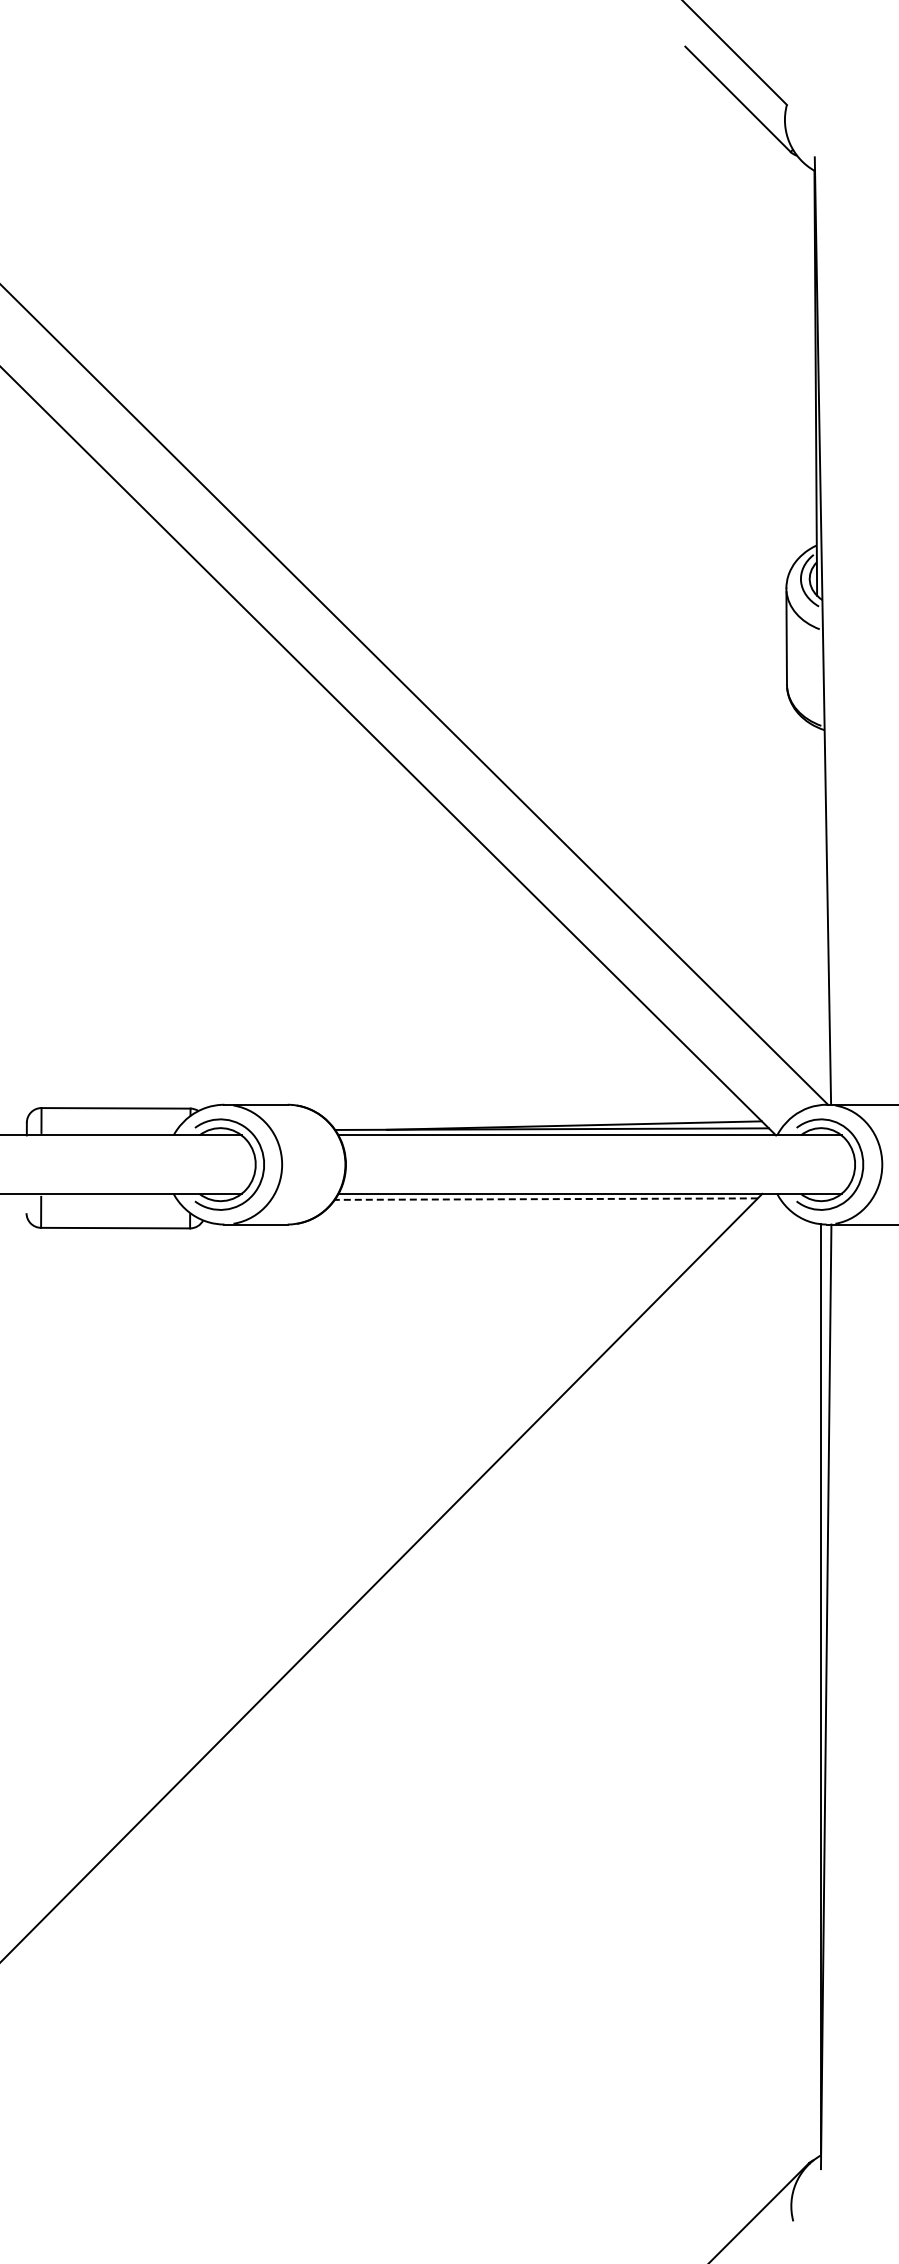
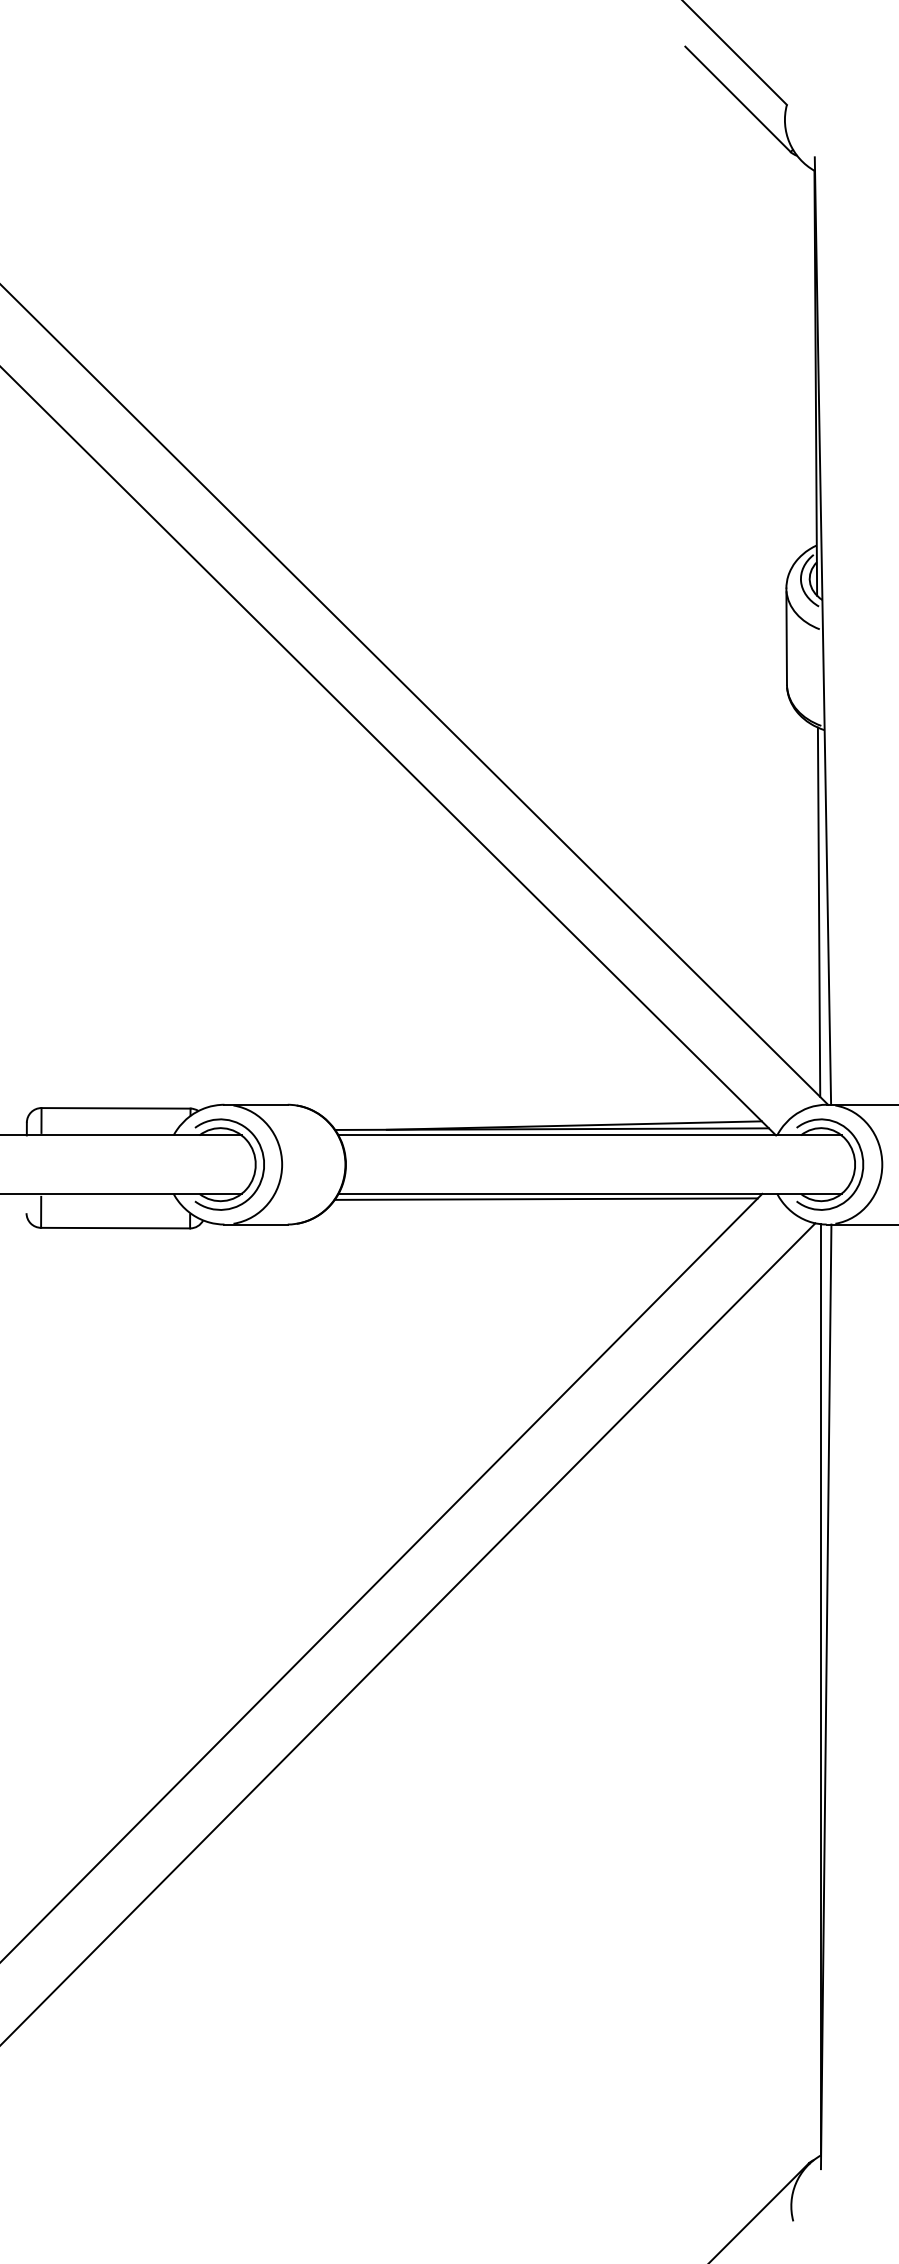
line: none -> present (818, 911)
line: dashed -> solid (545, 1199)
line: none -> present (408, 1633)
